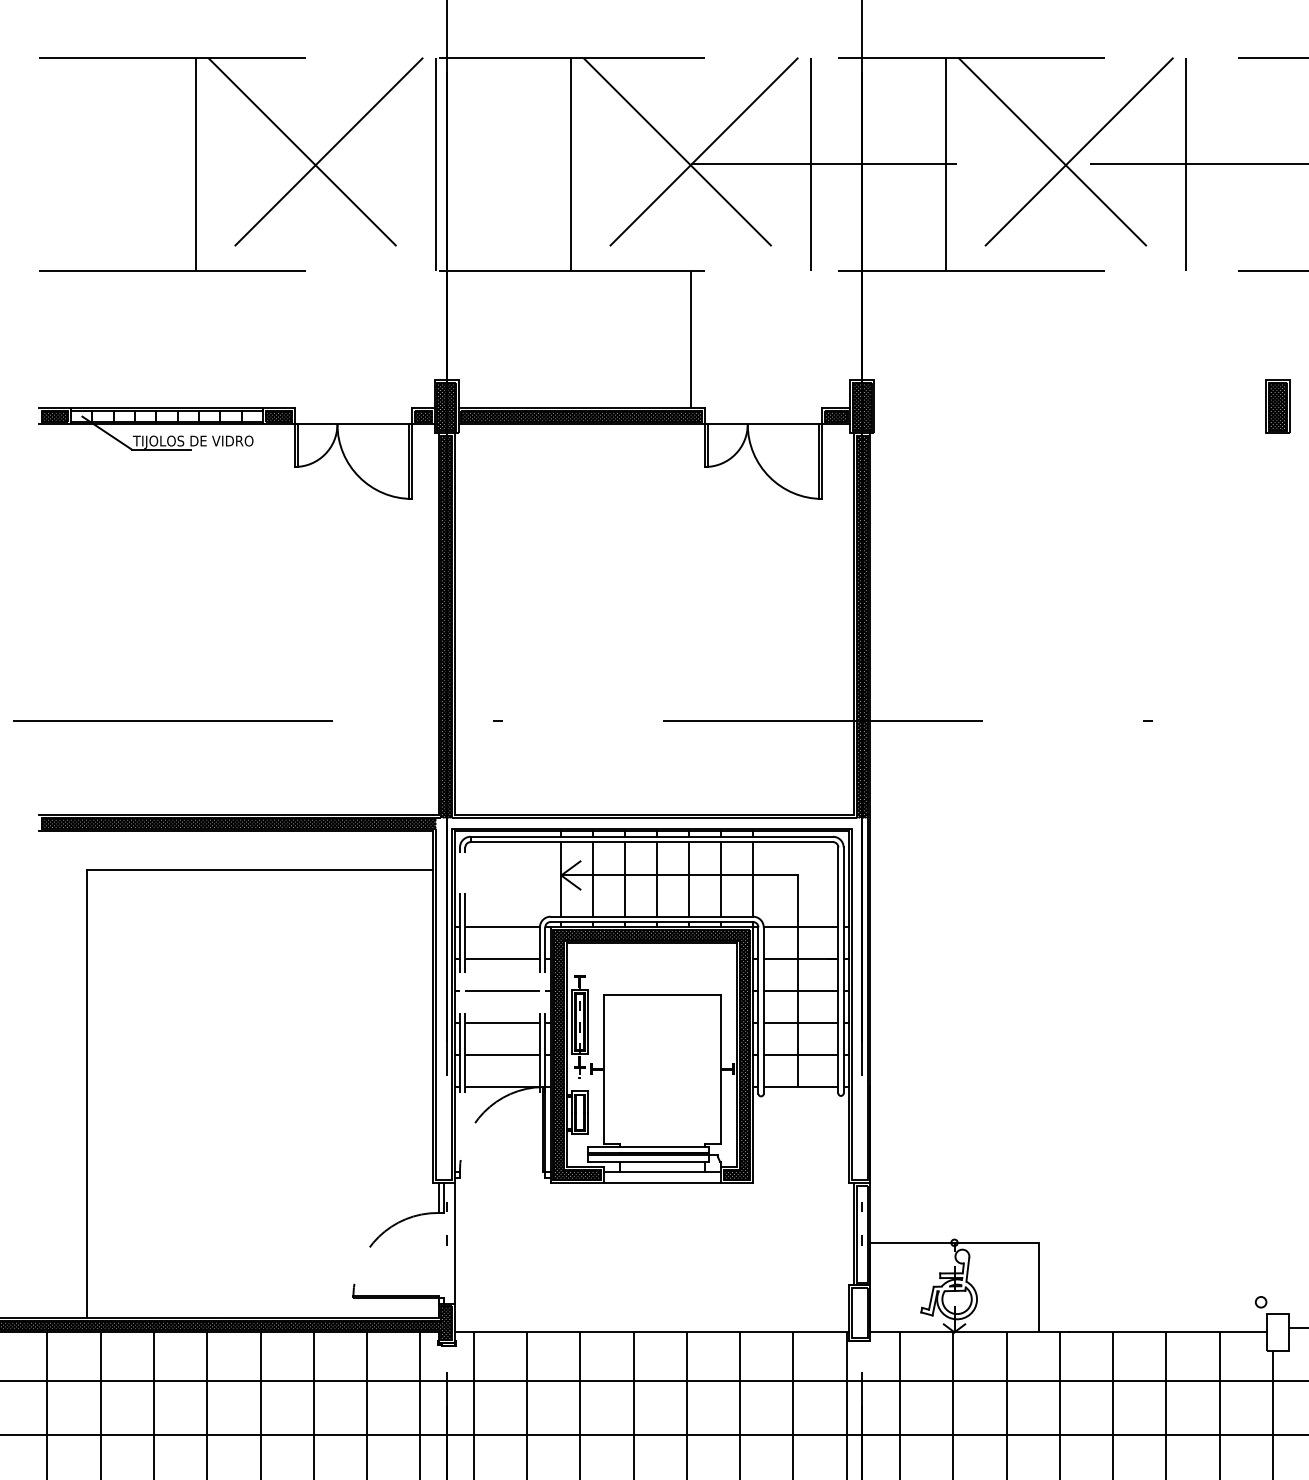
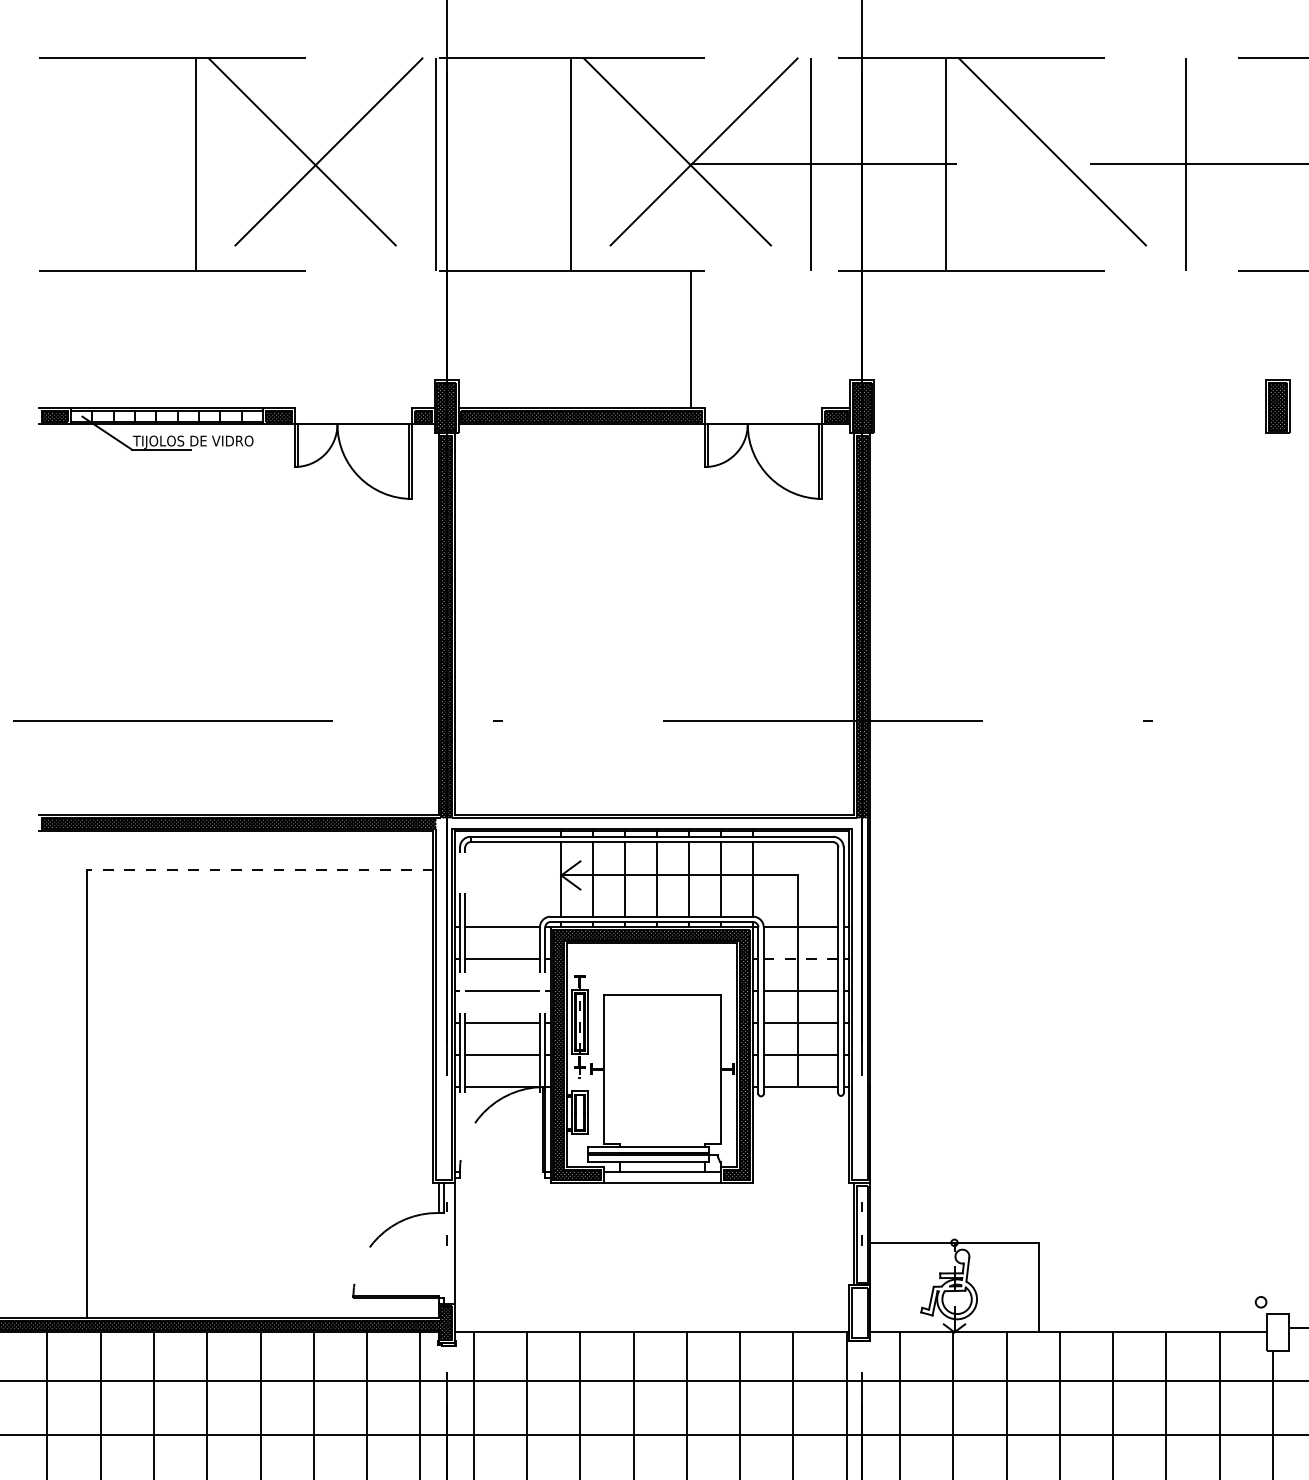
line: present -> none (1066, 163)
line: solid -> dashed (259, 869)
line: solid -> dashed (798, 959)
